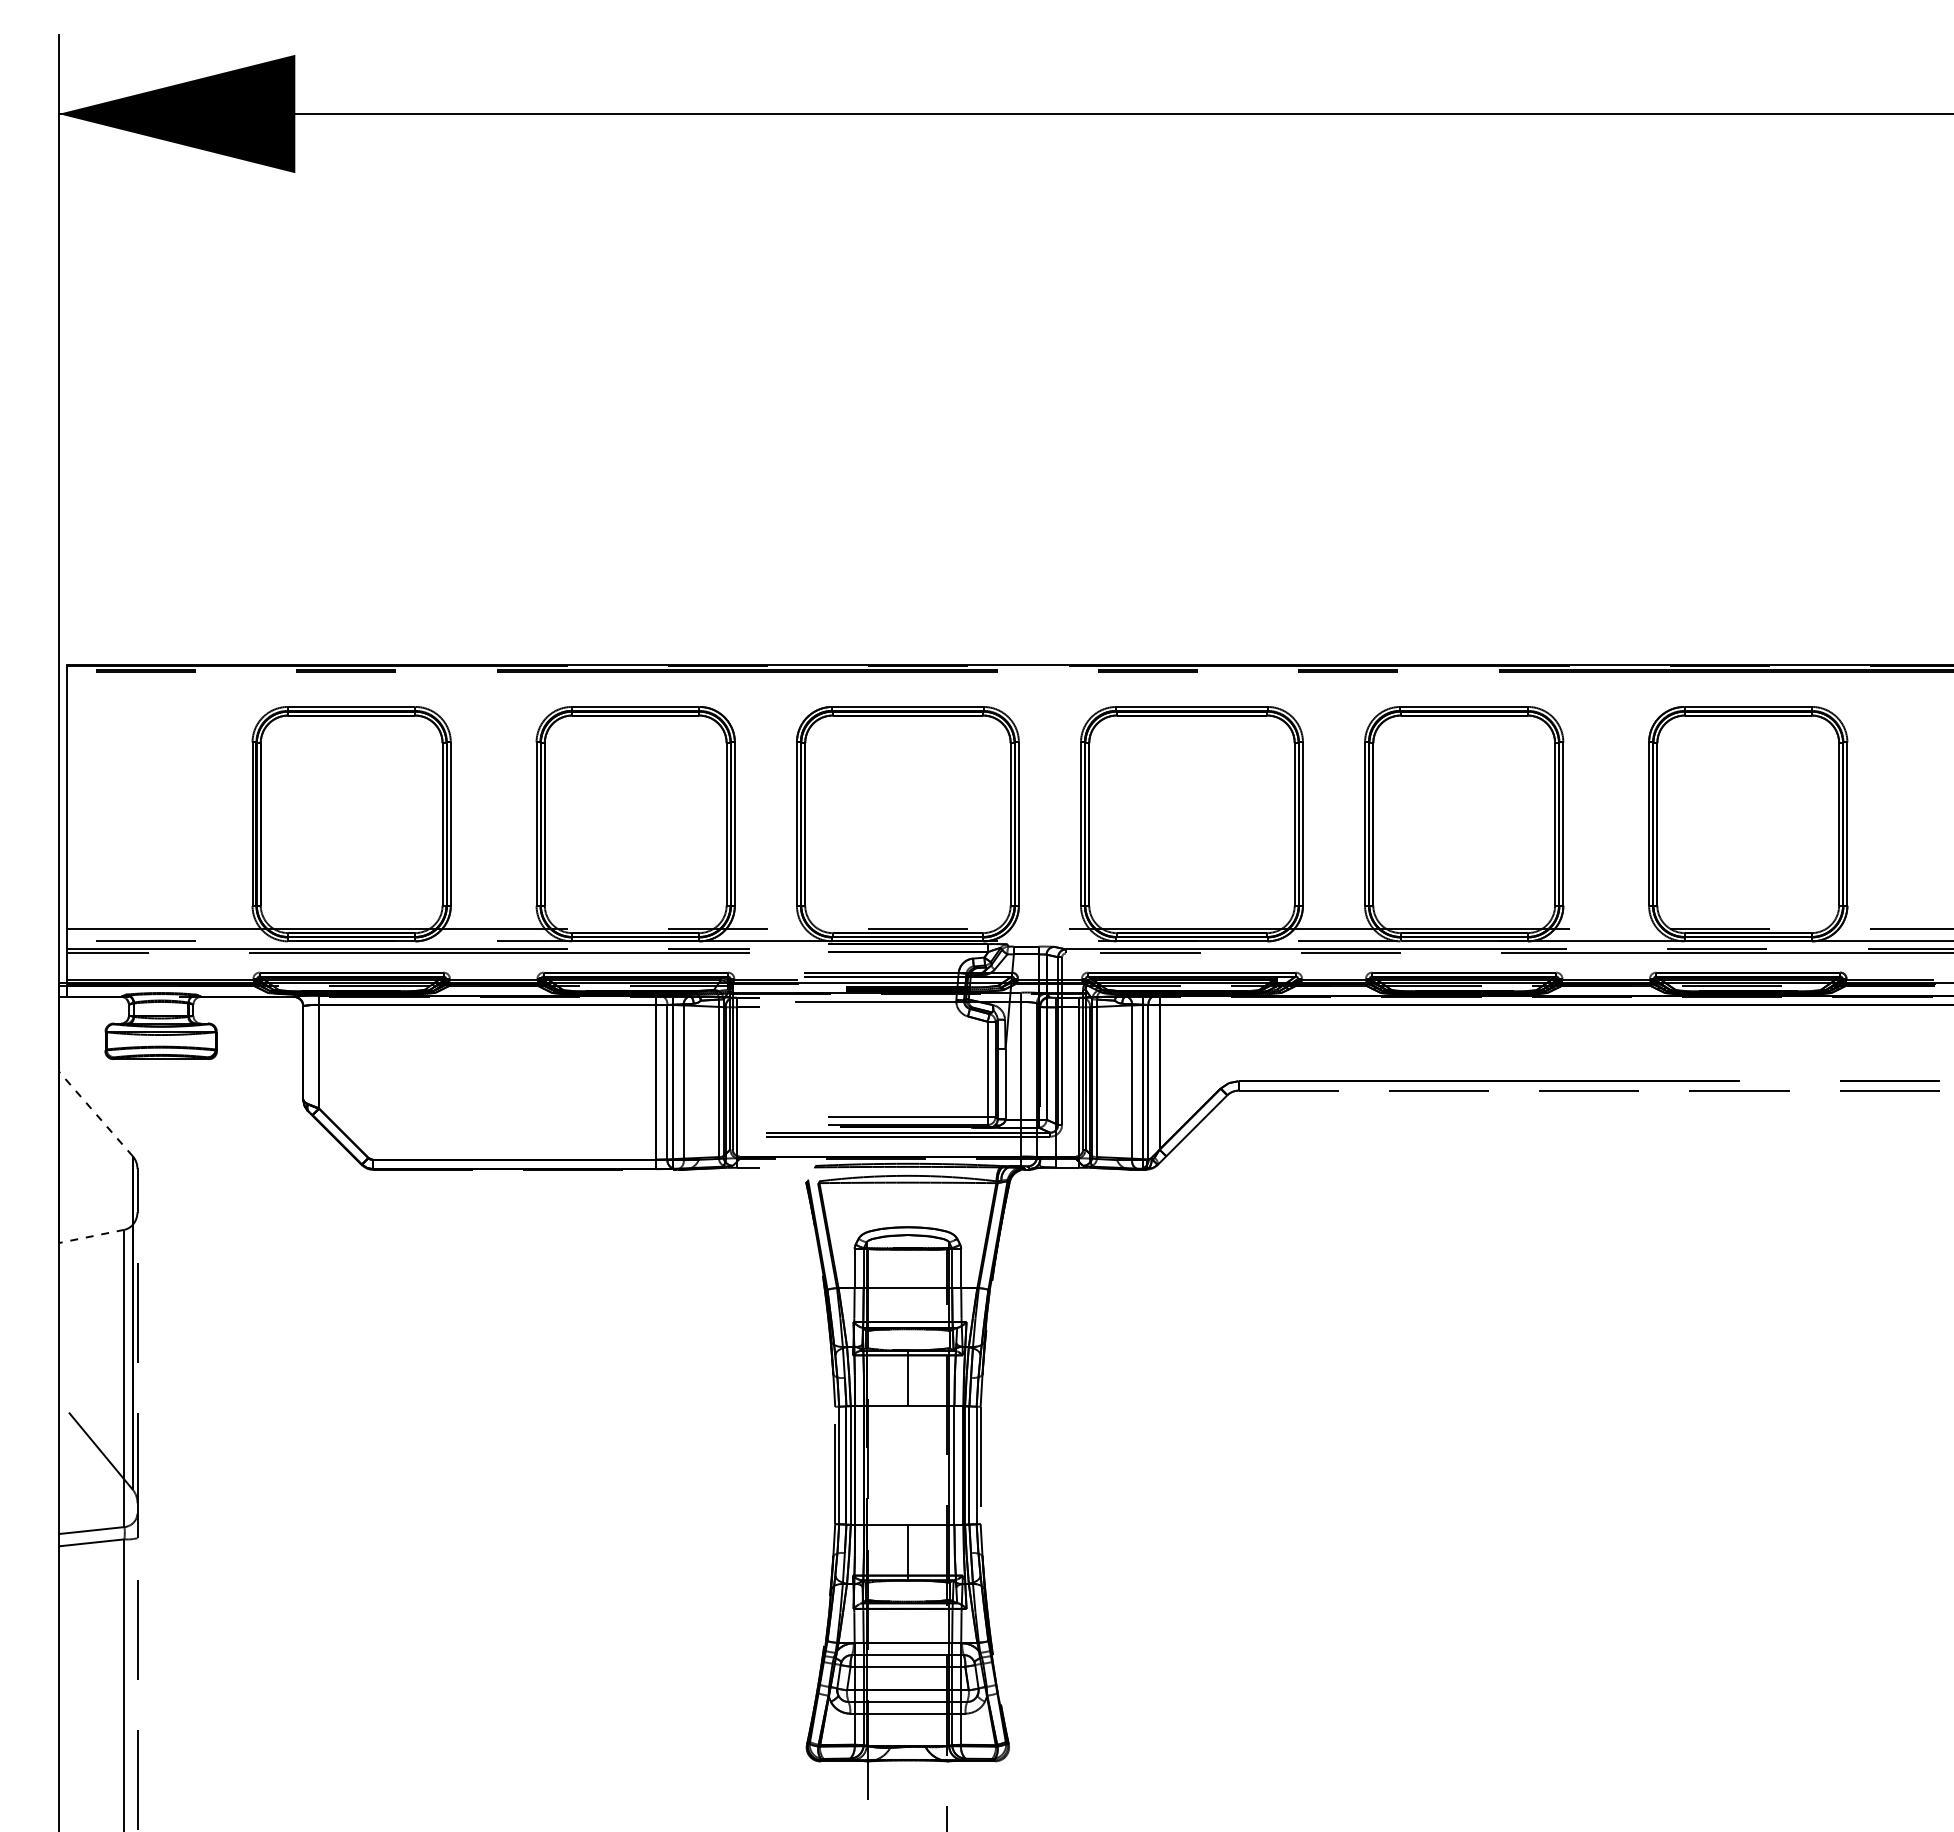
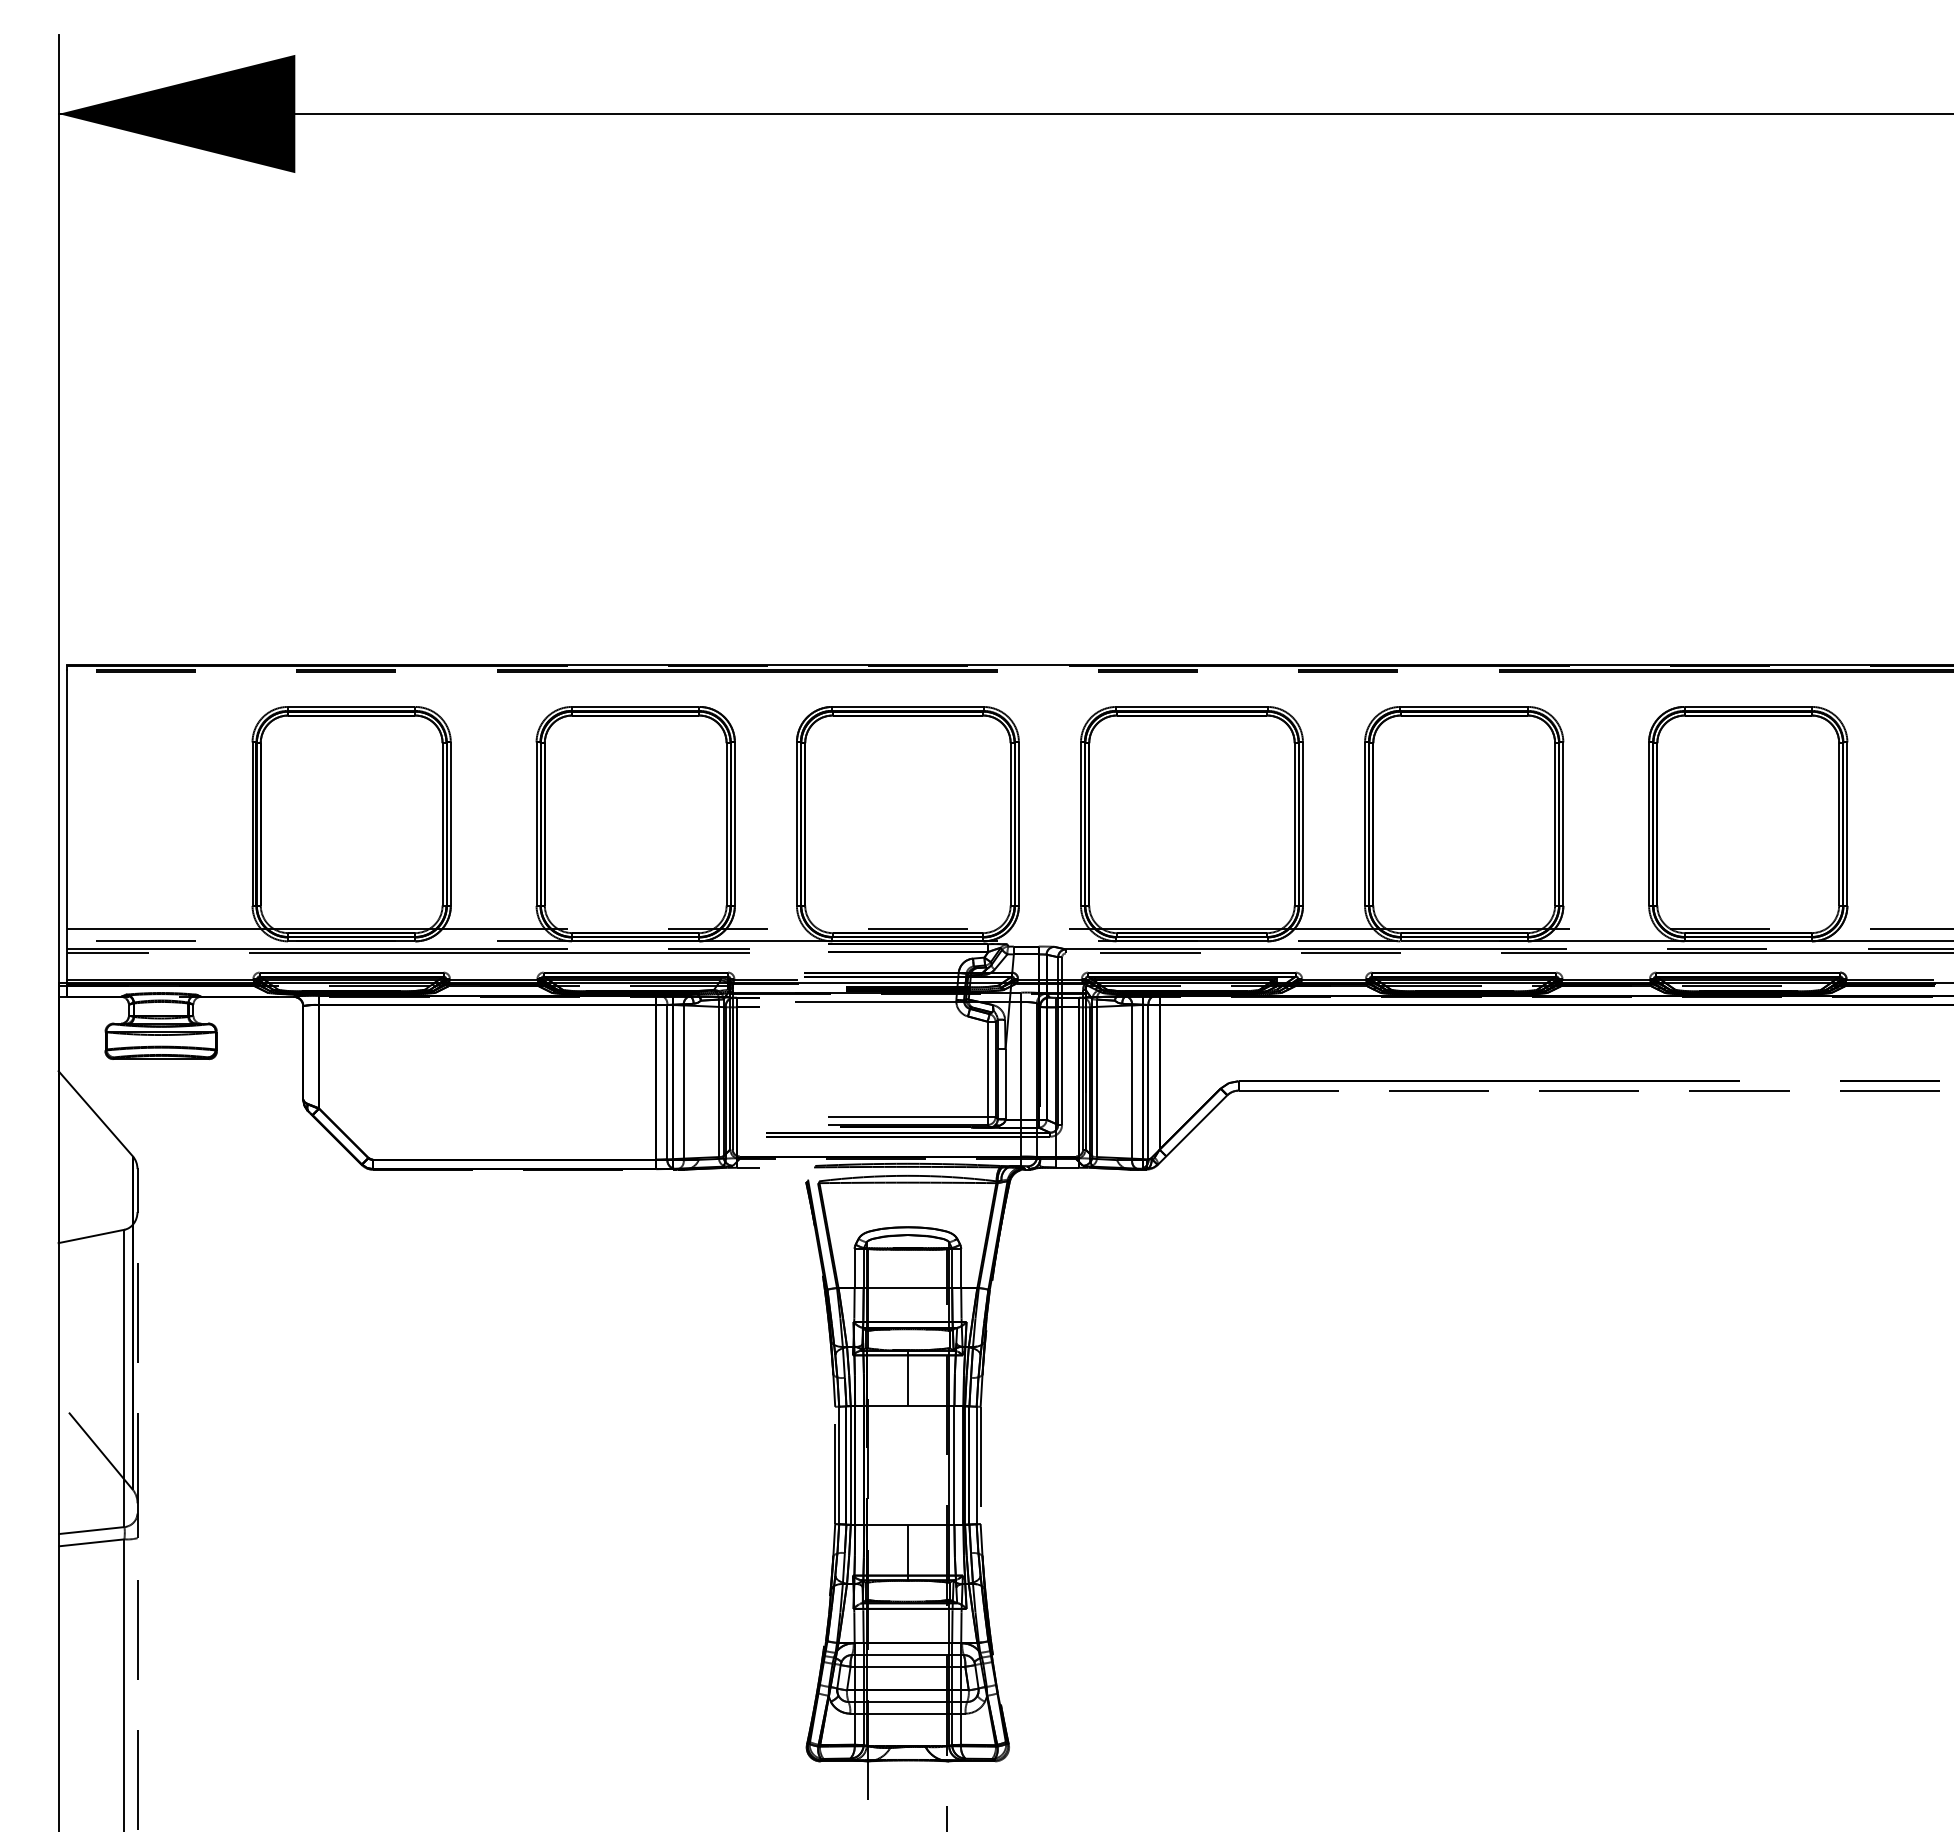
line: dashed -> solid (95, 1113)
line: dashed -> solid (91, 1236)
